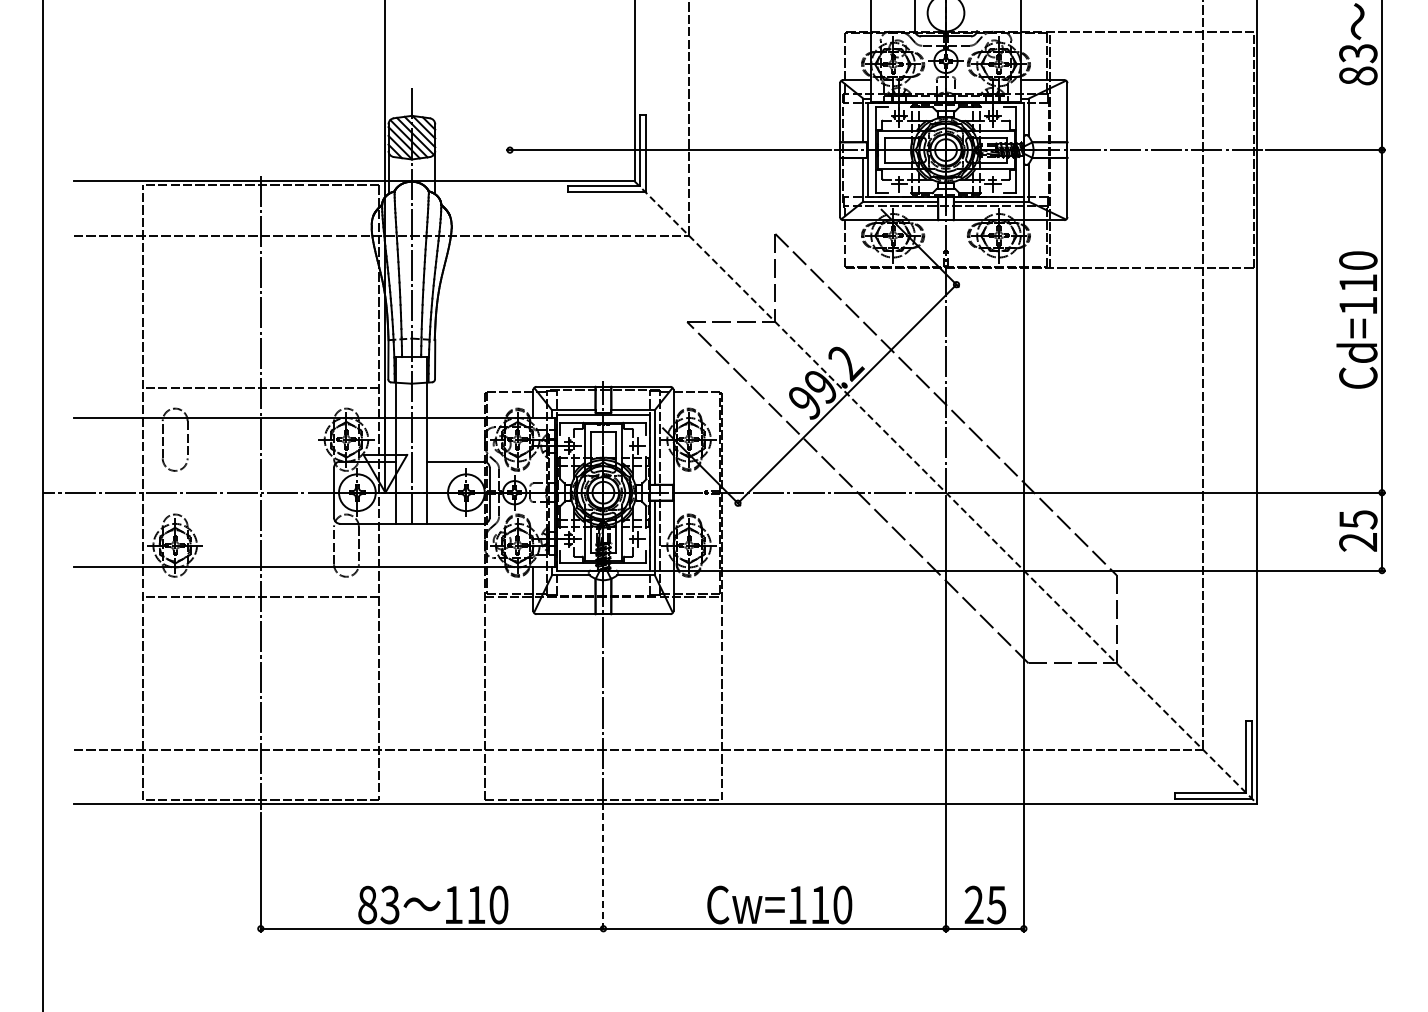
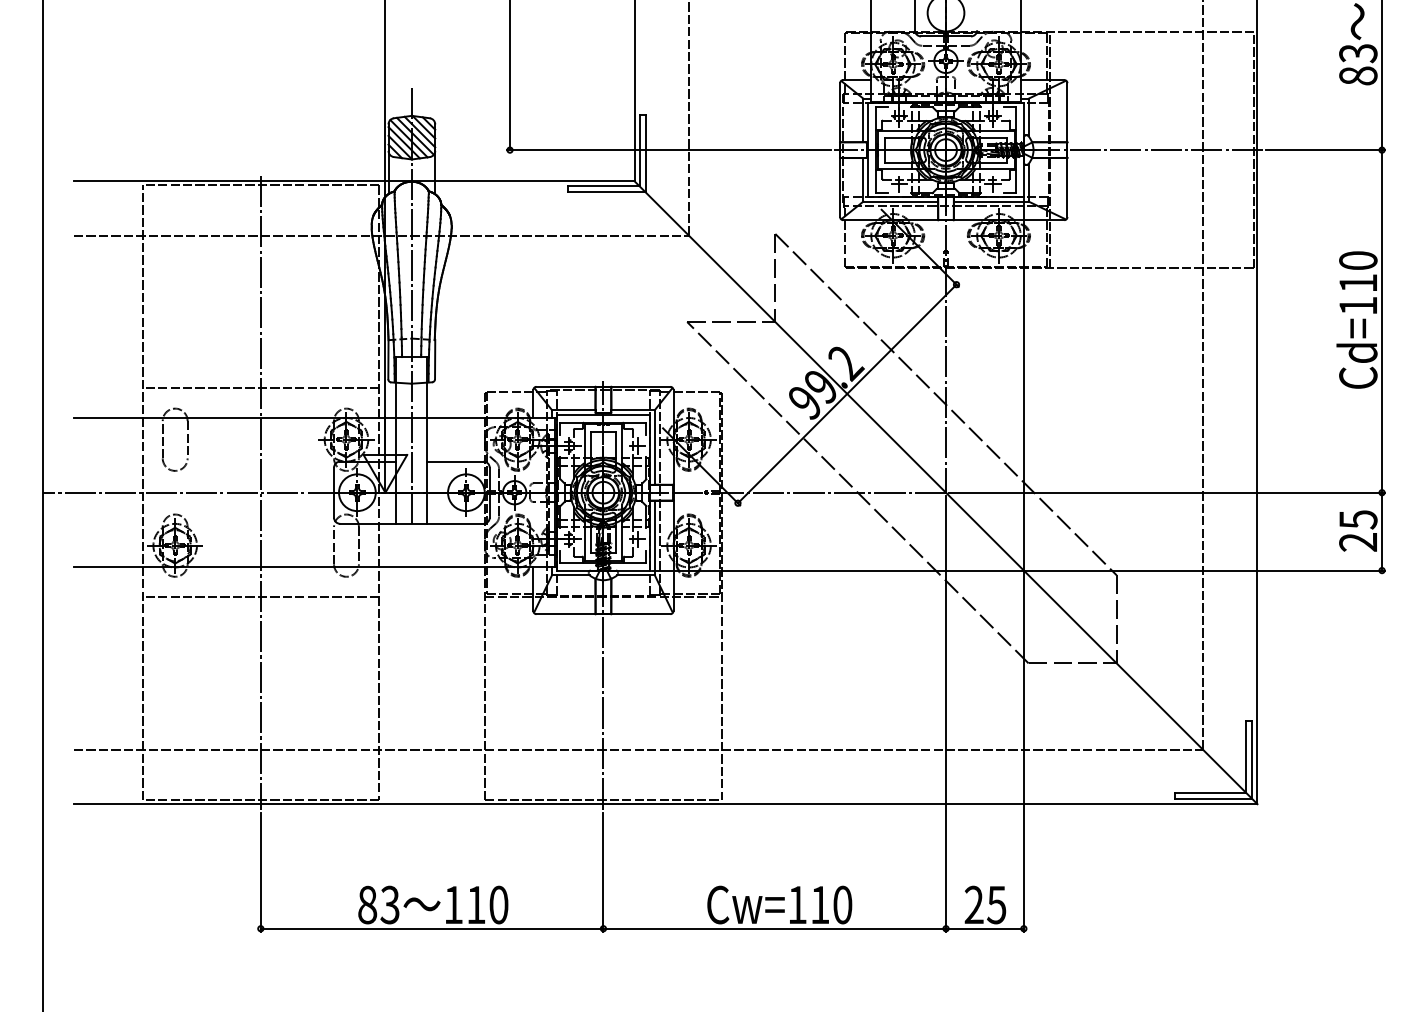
line: none -> present (510, 76)
line: dashed -> solid (946, 493)
line: dashed -> solid (603, 872)
